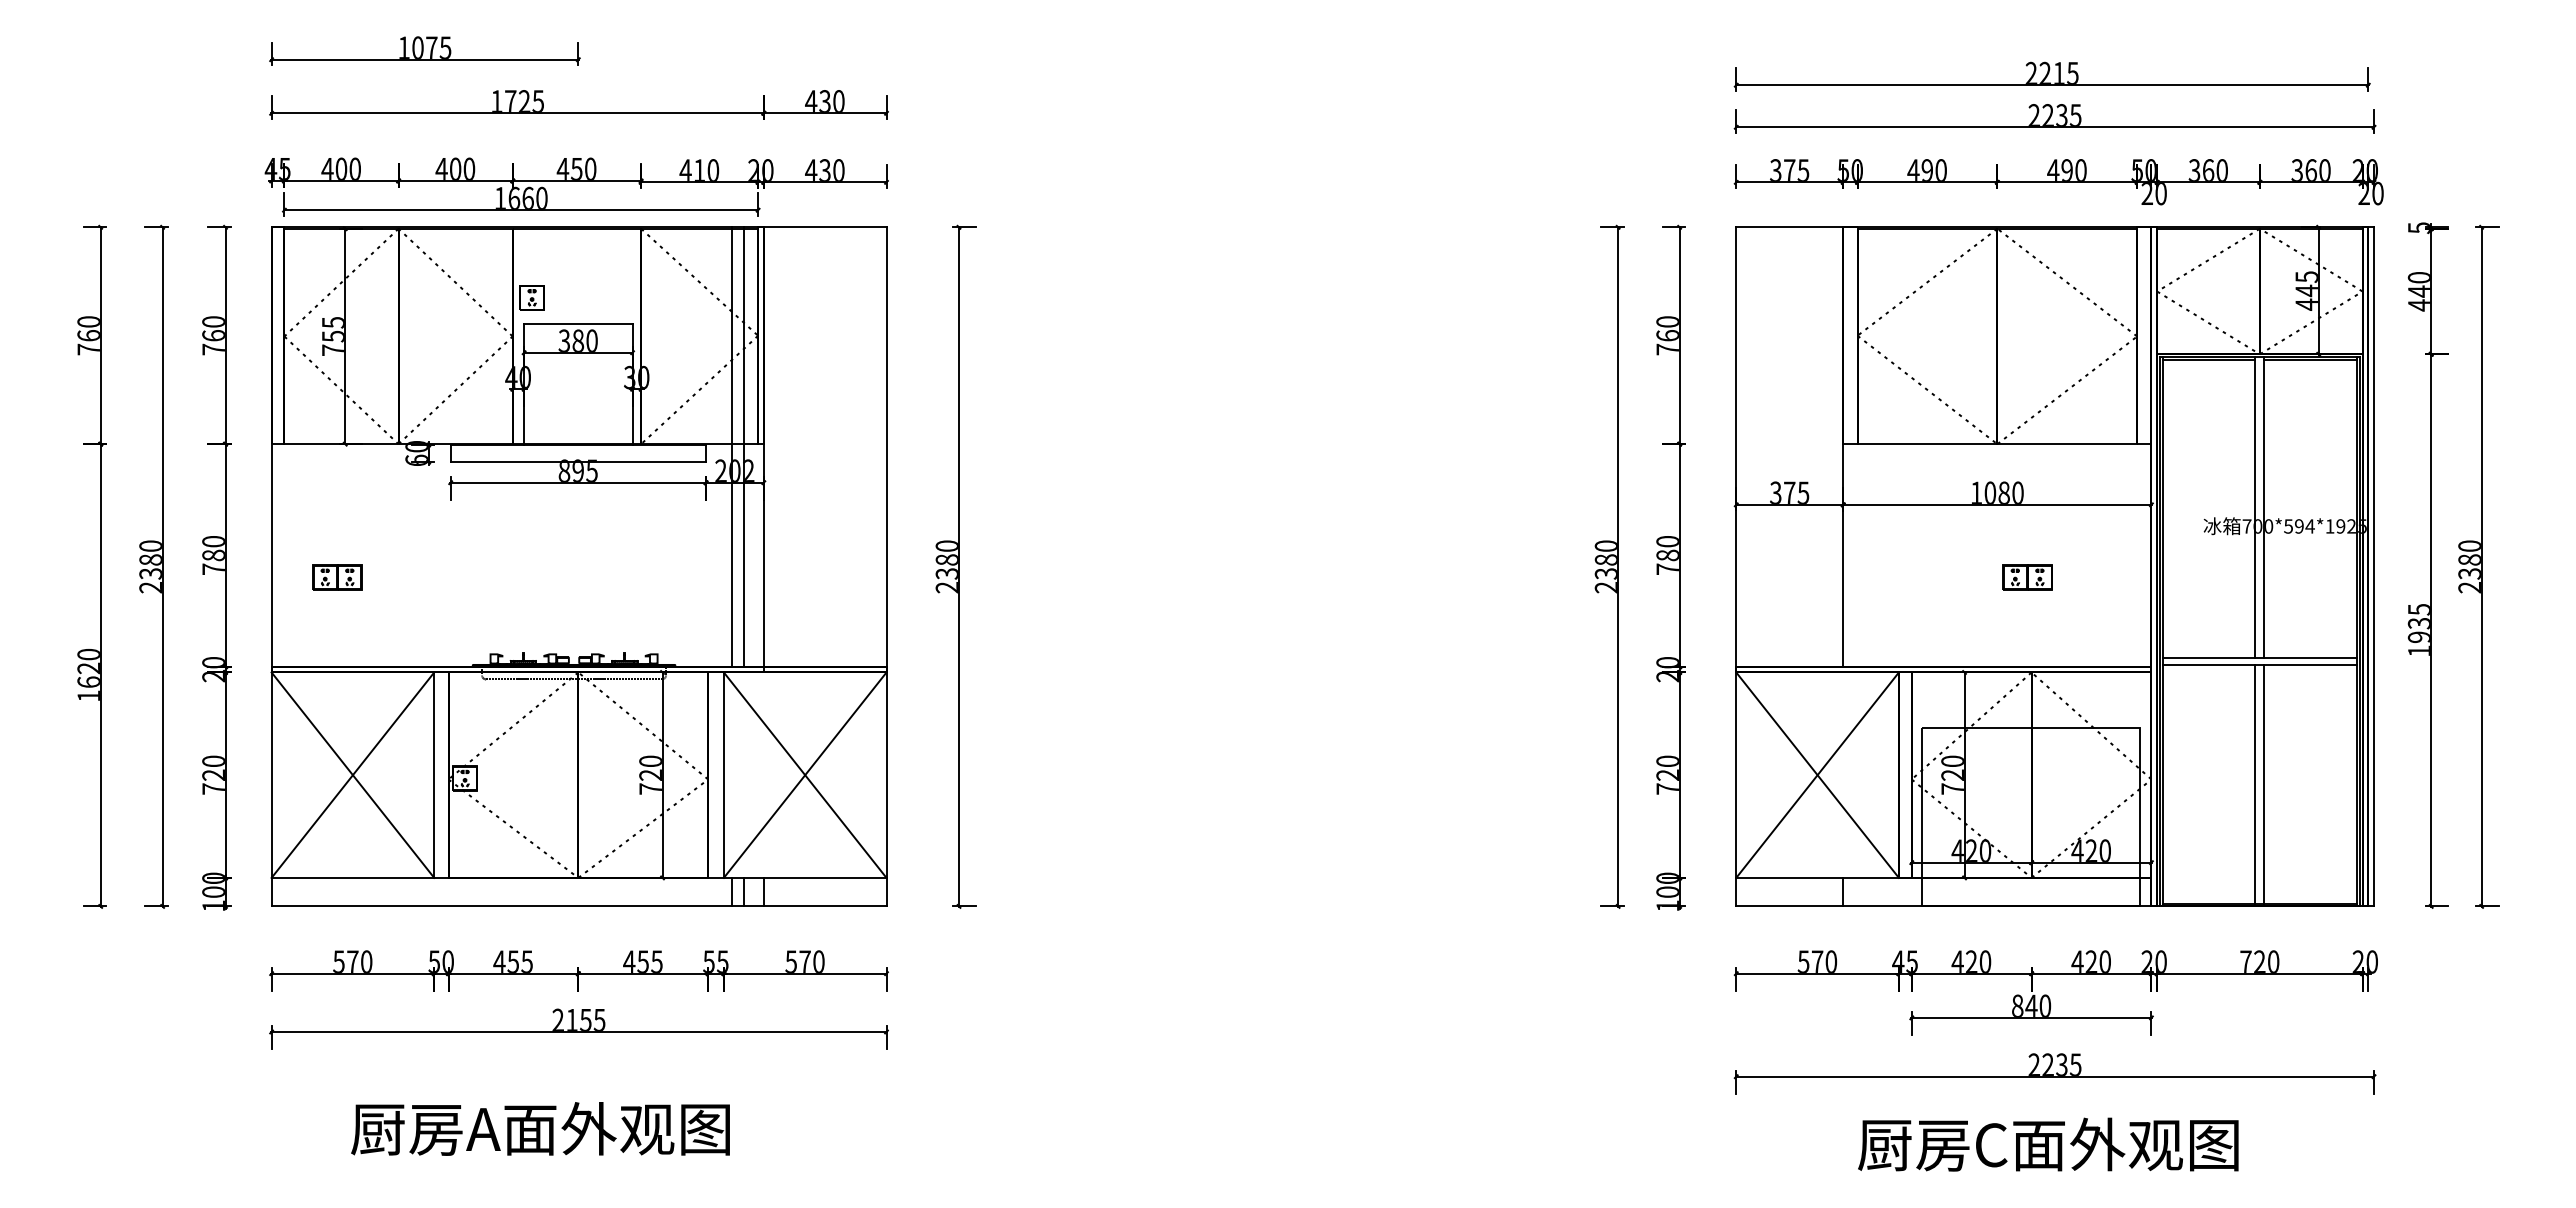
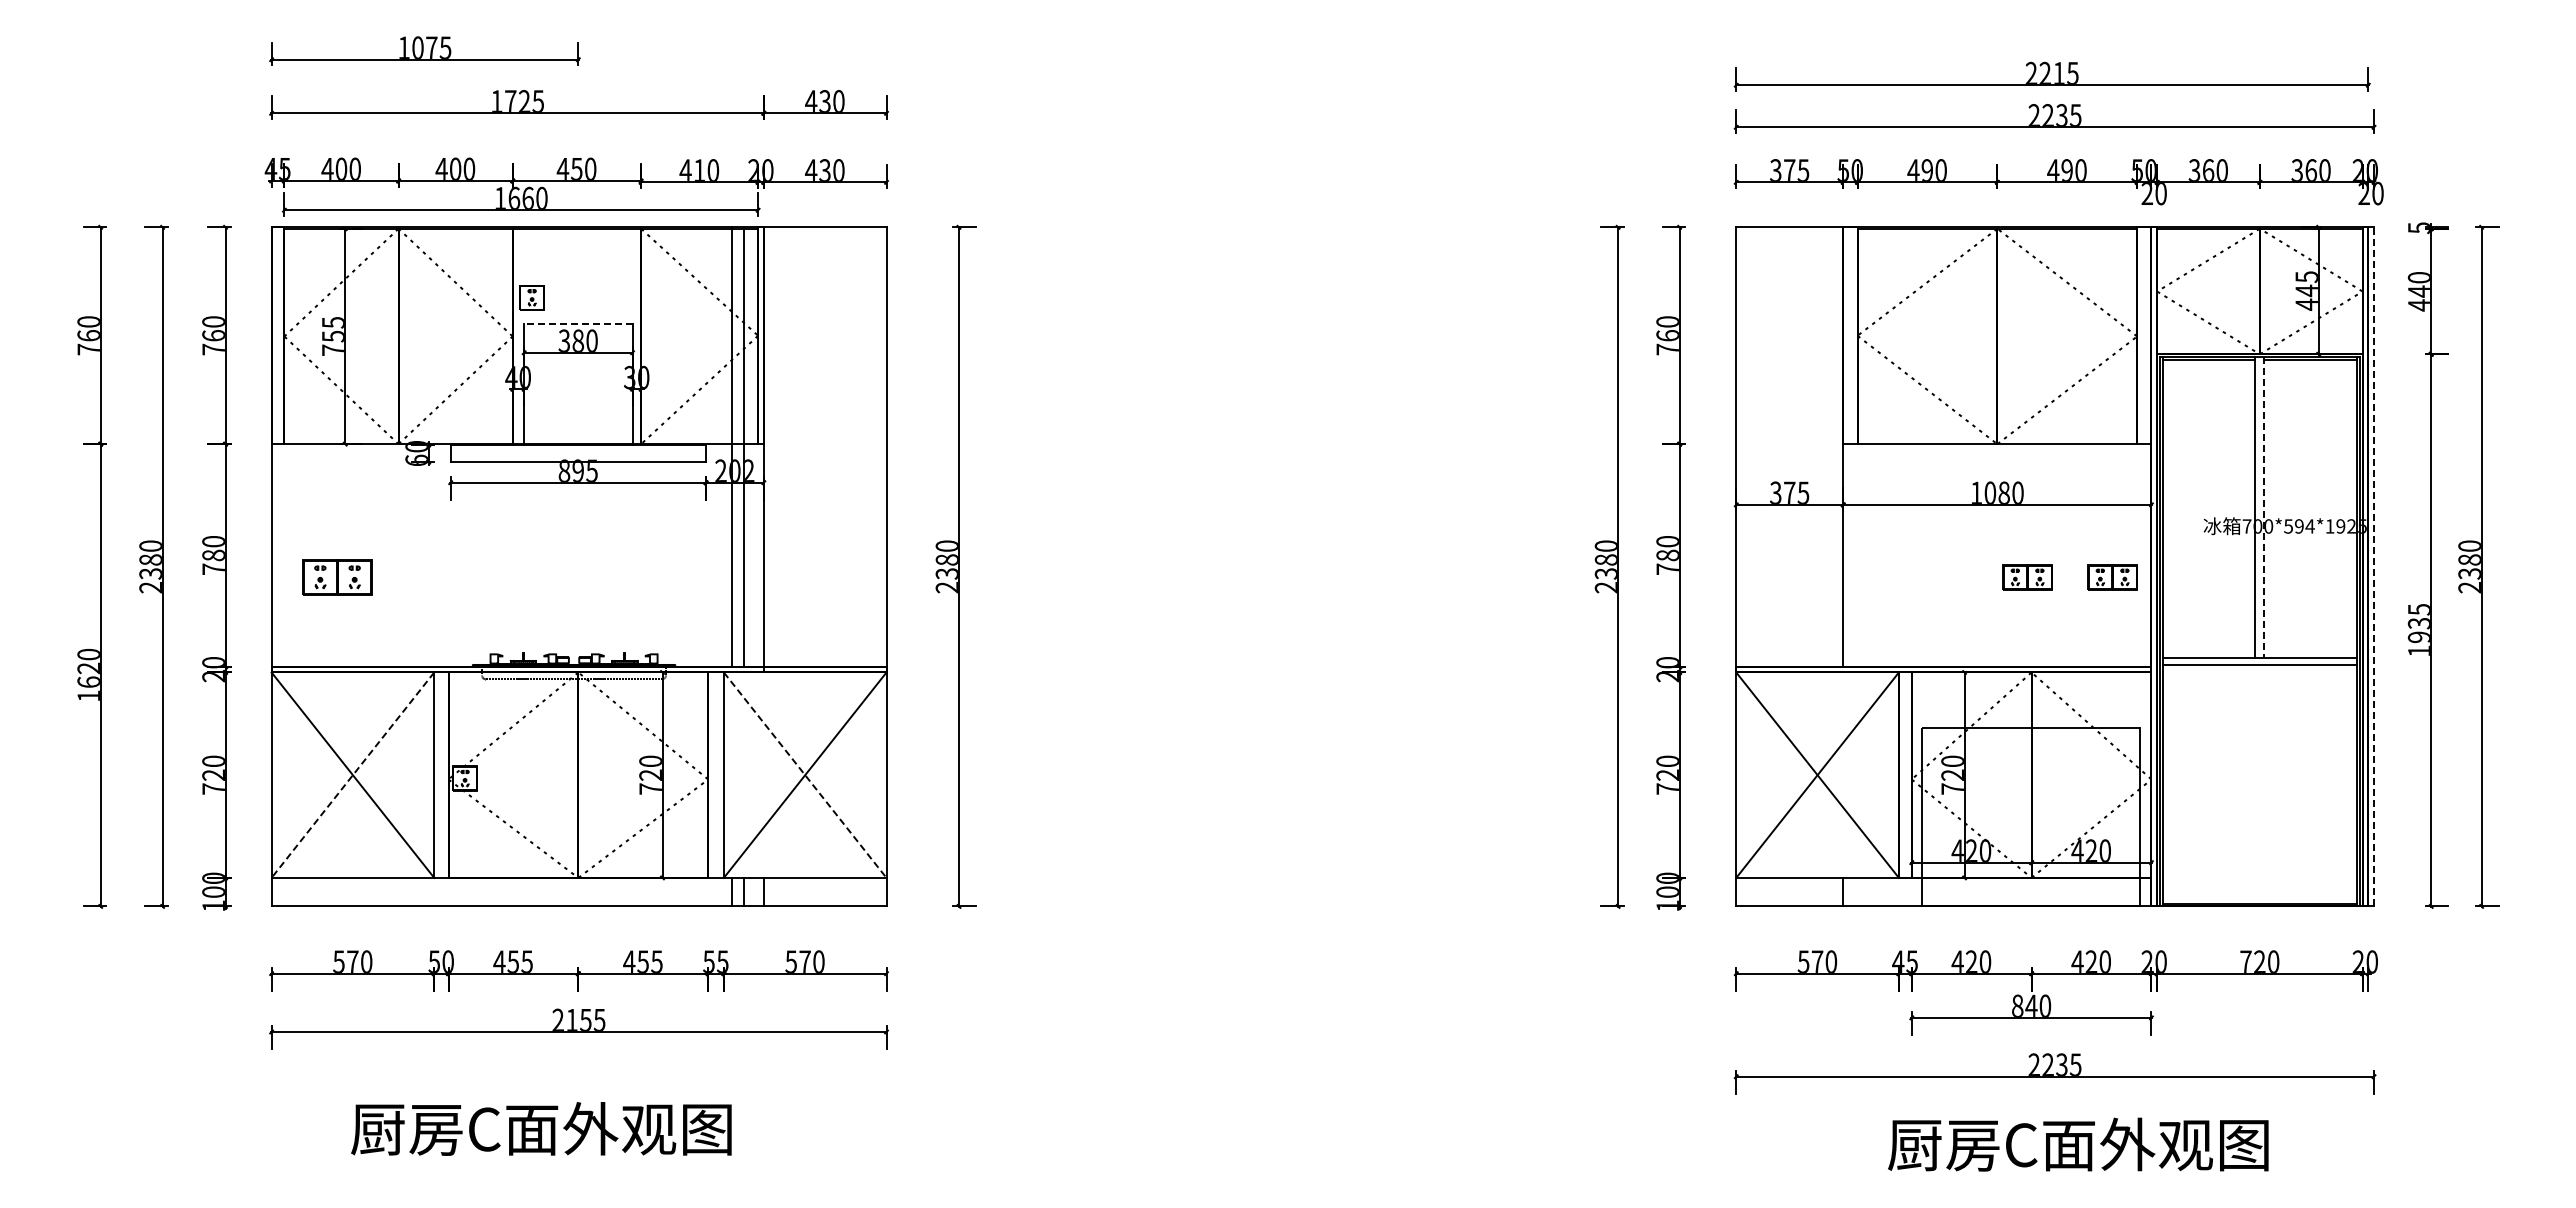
line: solid -> dashed (577, 323)
line: solid -> dashed (2264, 507)
line: solid -> dashed (2374, 566)
part size: 51x27 px -> 71x37 px (337, 577)
part: none -> present (2112, 577)
line: solid -> dashed (352, 775)
line: solid -> dashed (805, 775)
line: present -> none (2255, 784)
line: present -> none (2264, 784)
text: 厨房A面外观图 -> 厨房C面外观图 (598, 1128)
text position: (2048, 1144) -> (2078, 1144) (2078, 1144)
